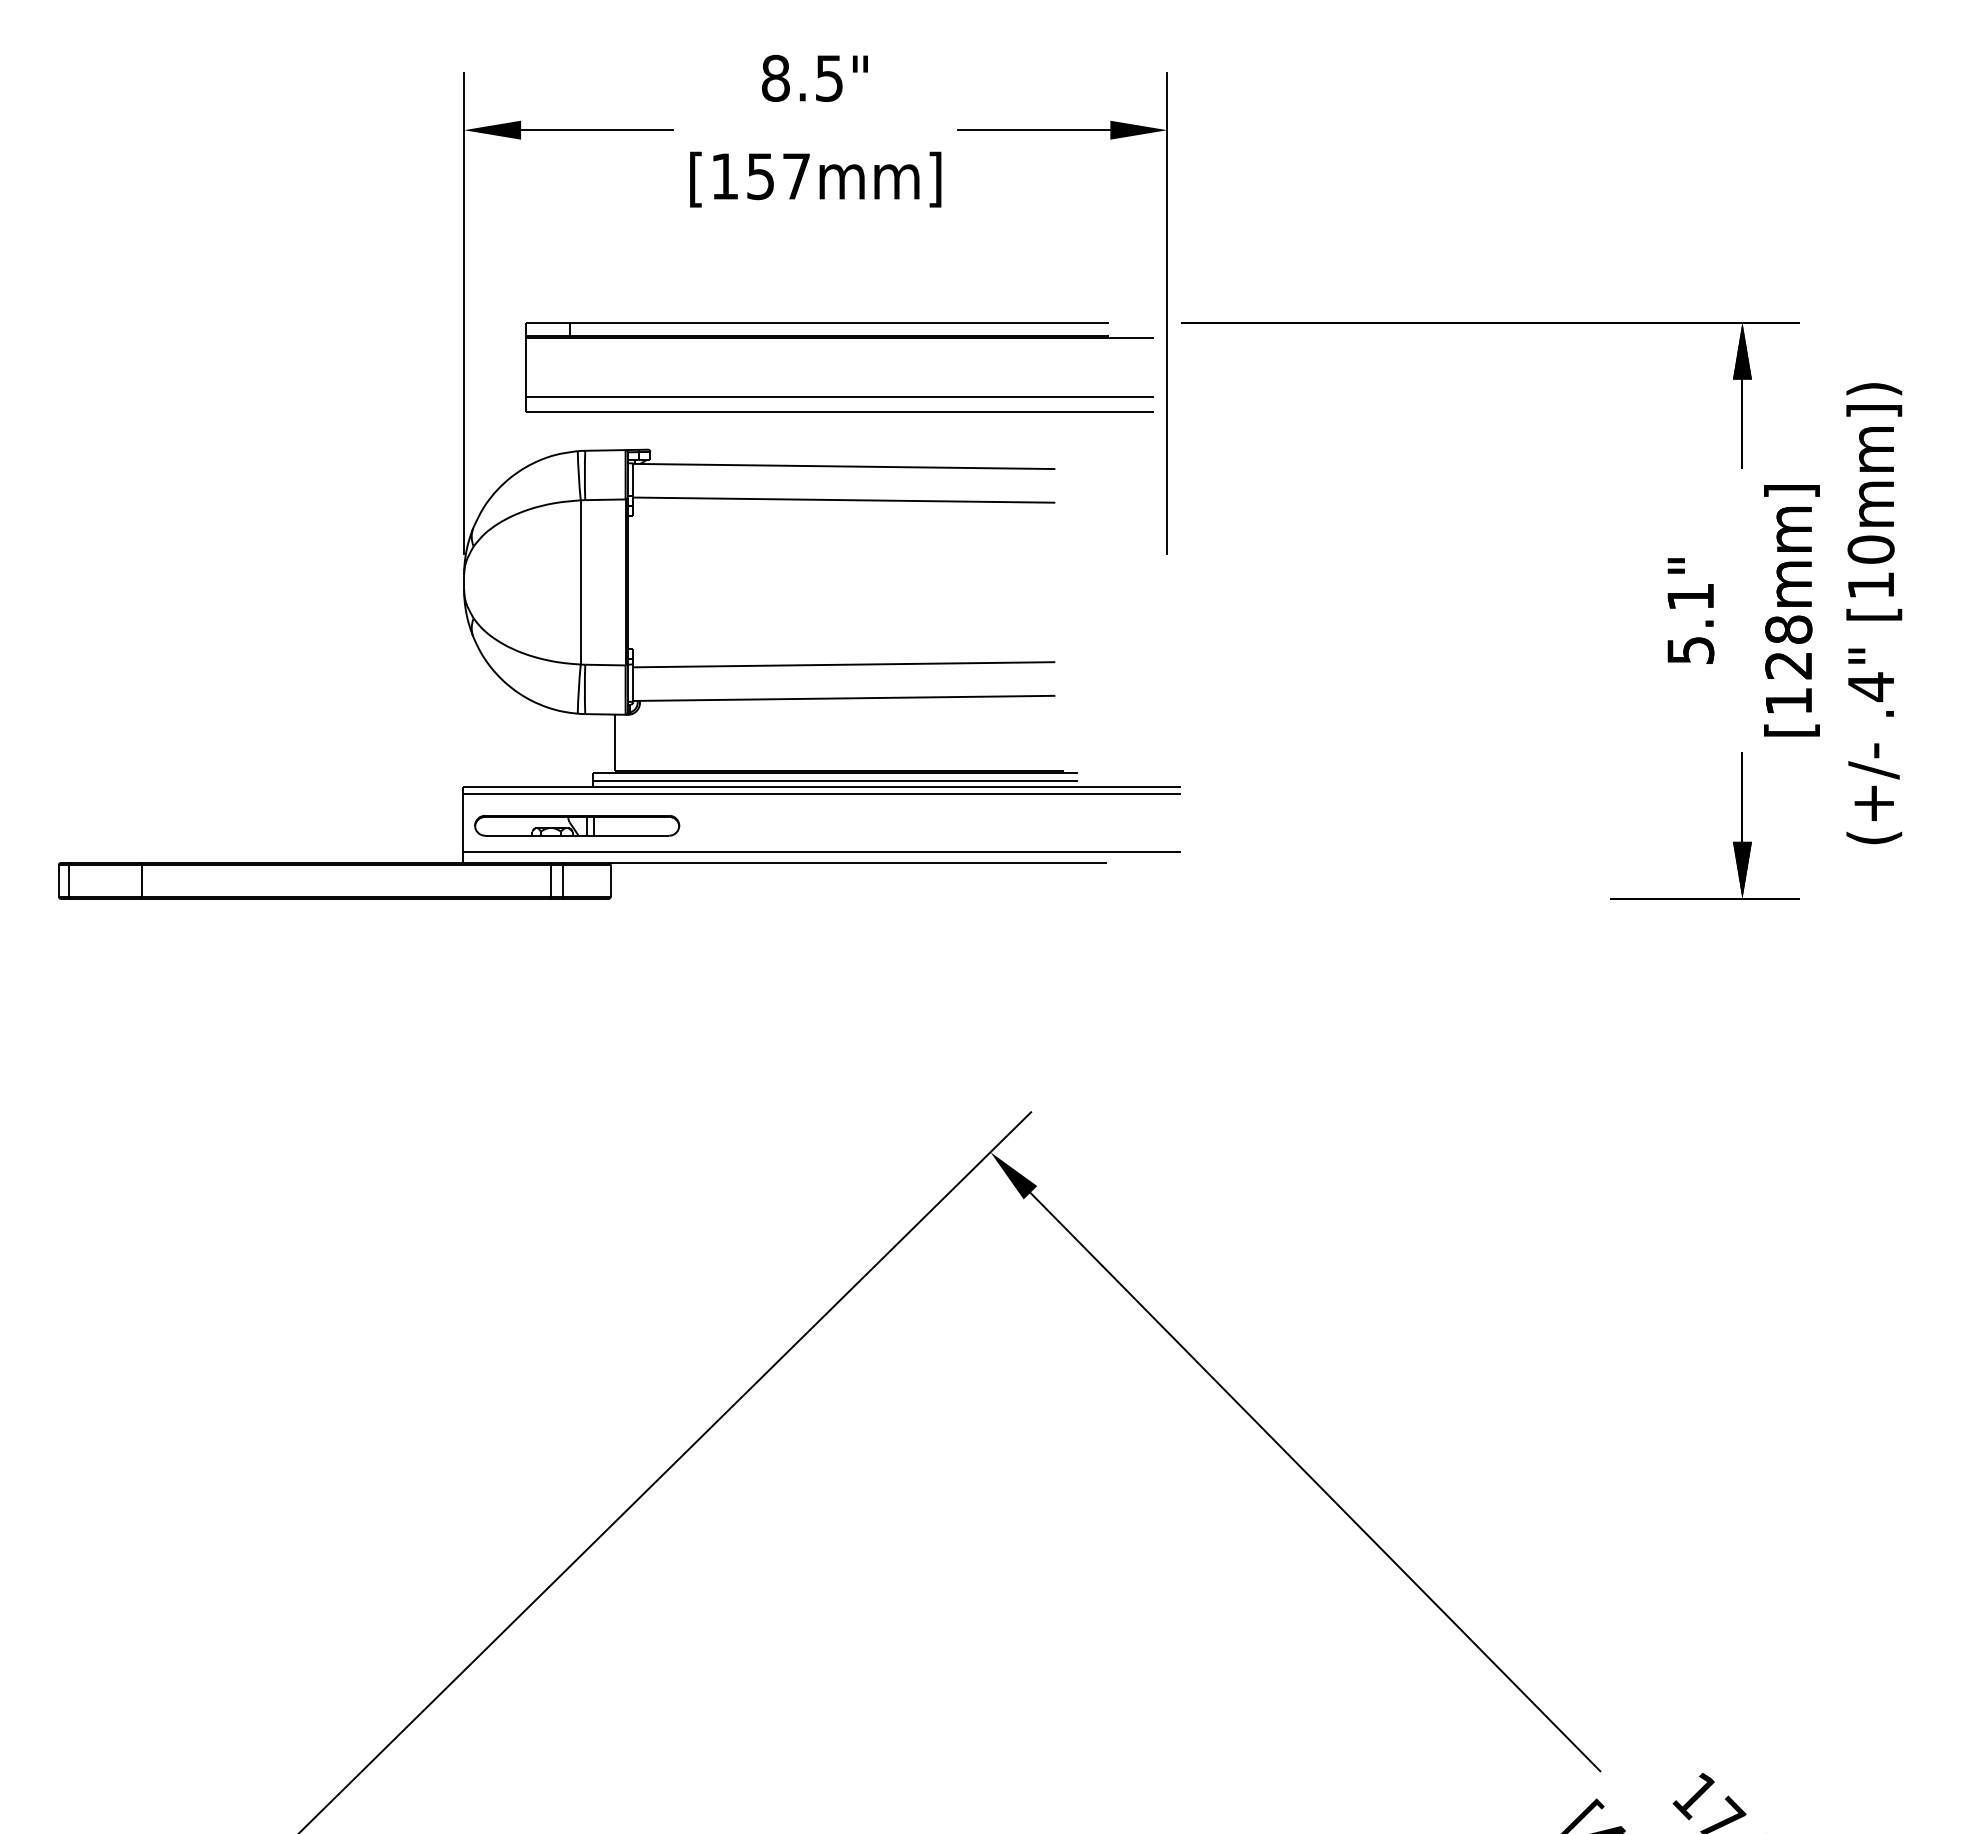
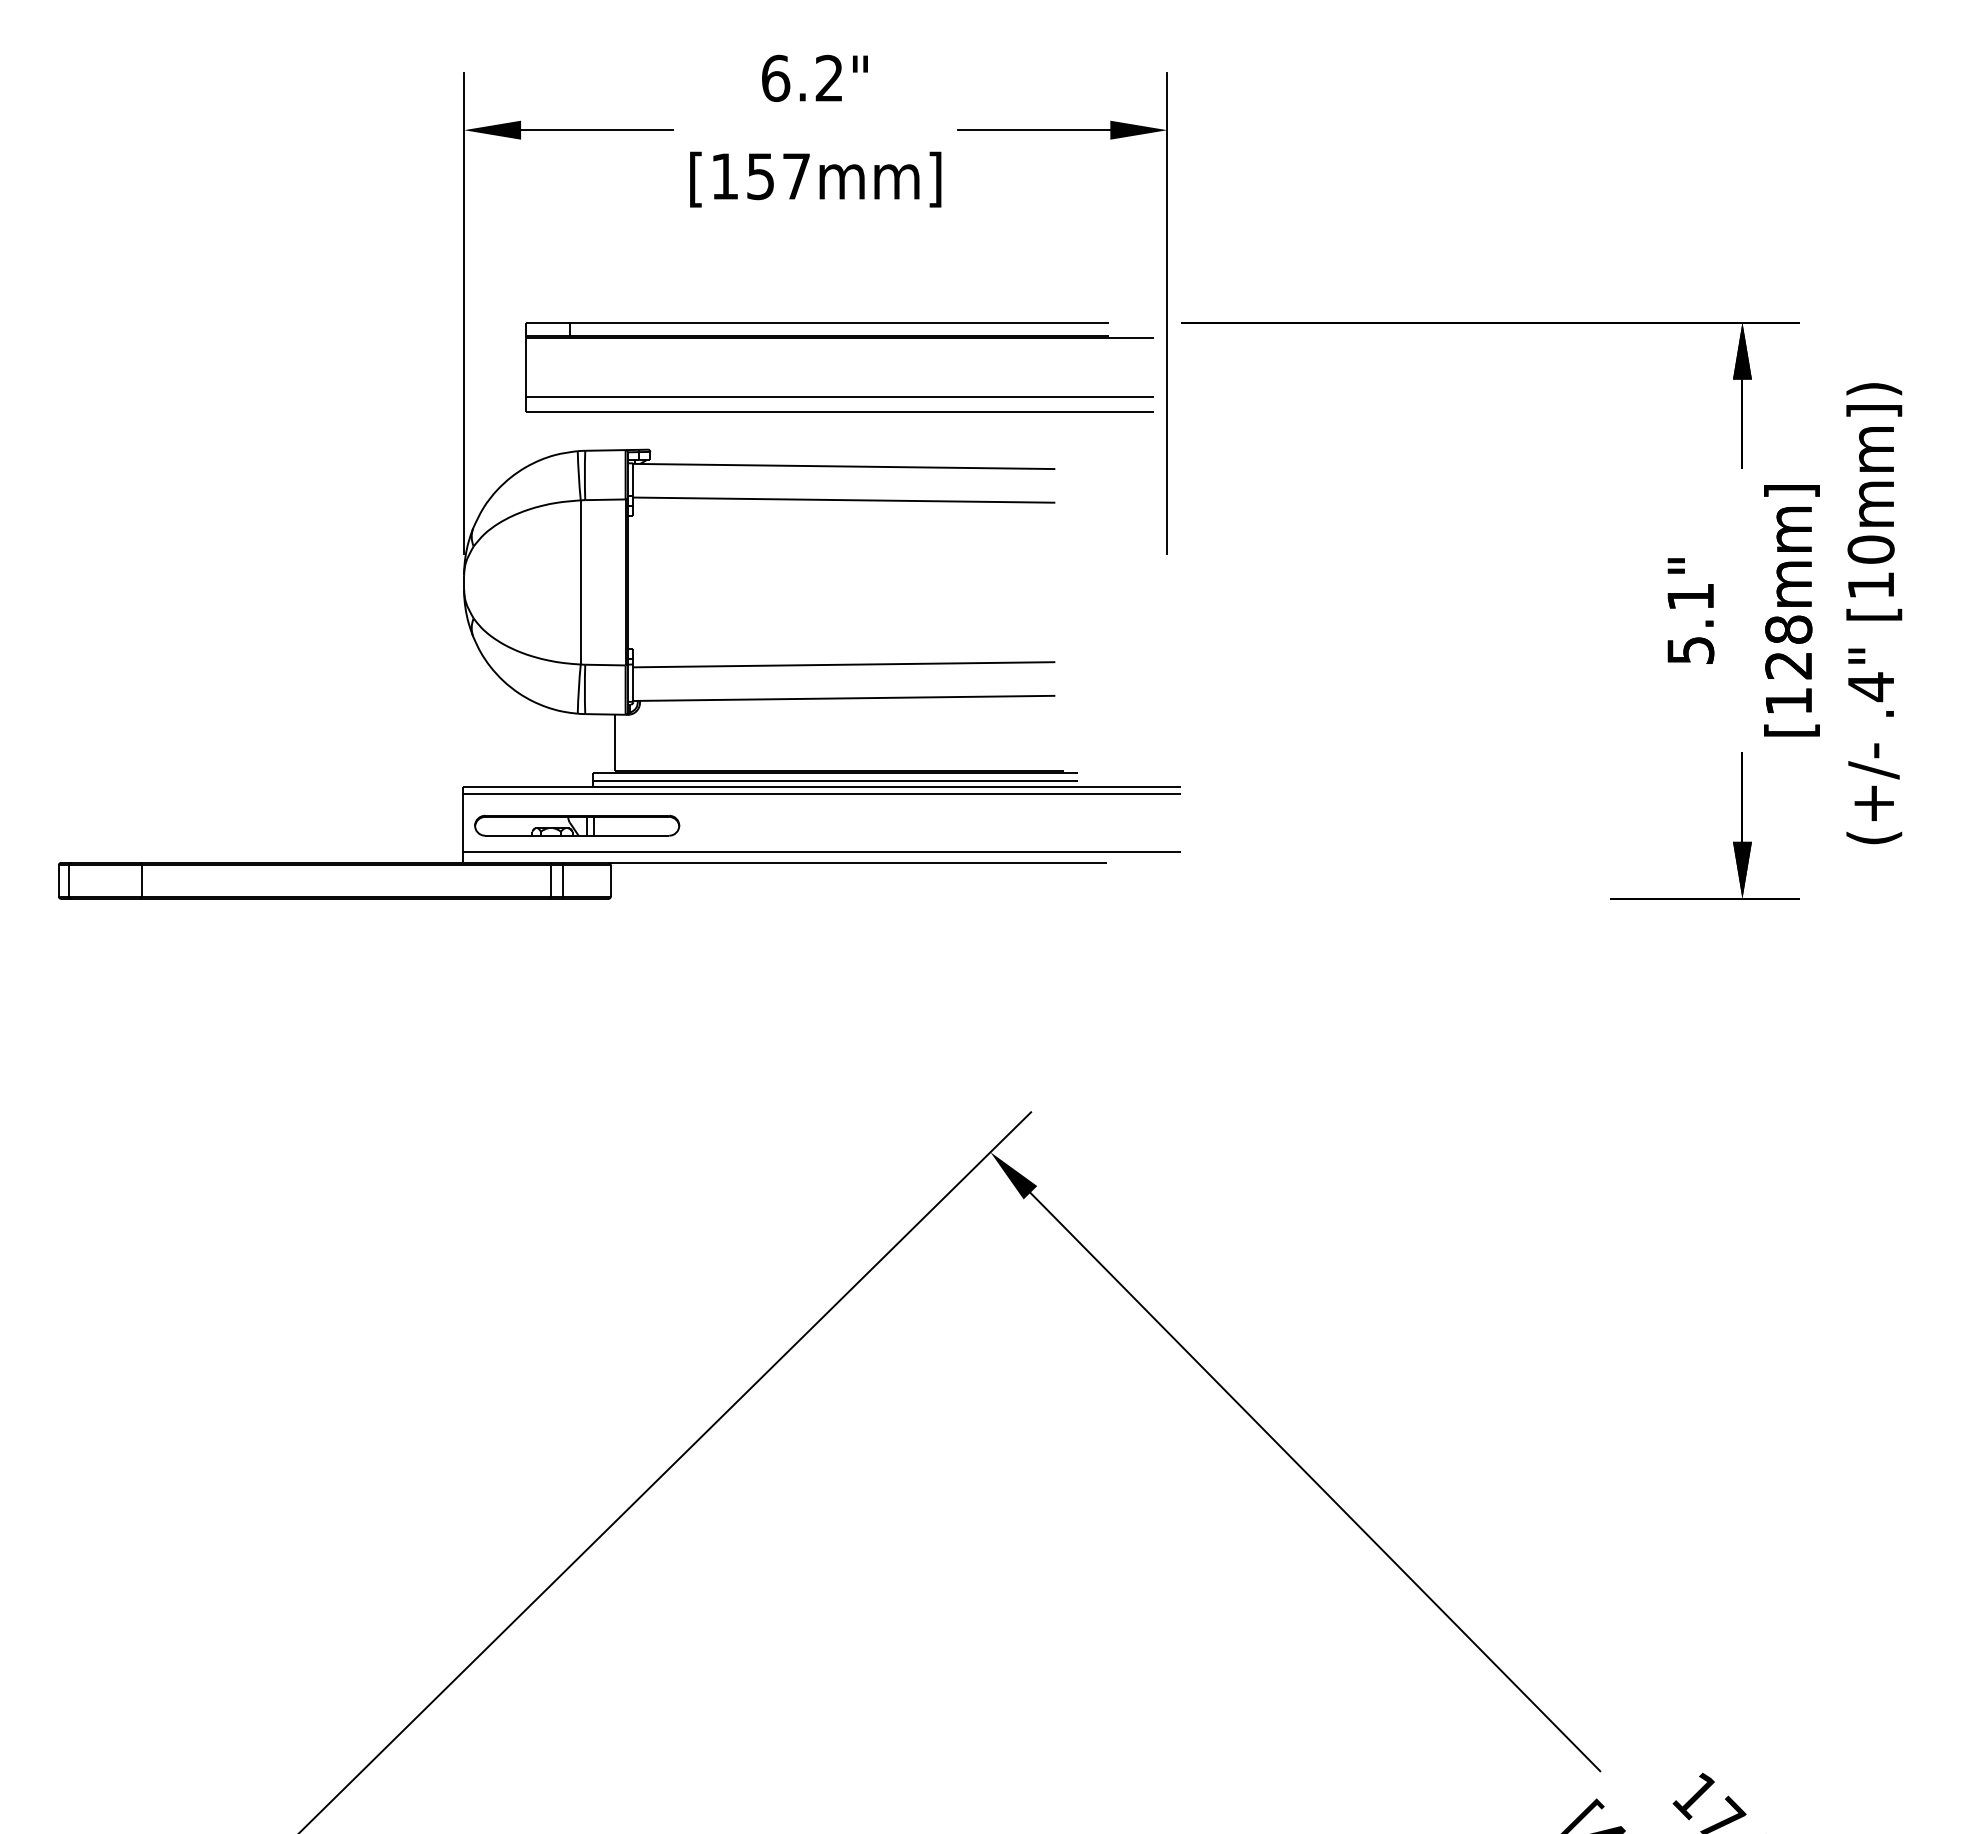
text: 8.5" -> 6.2" (801, 78)
